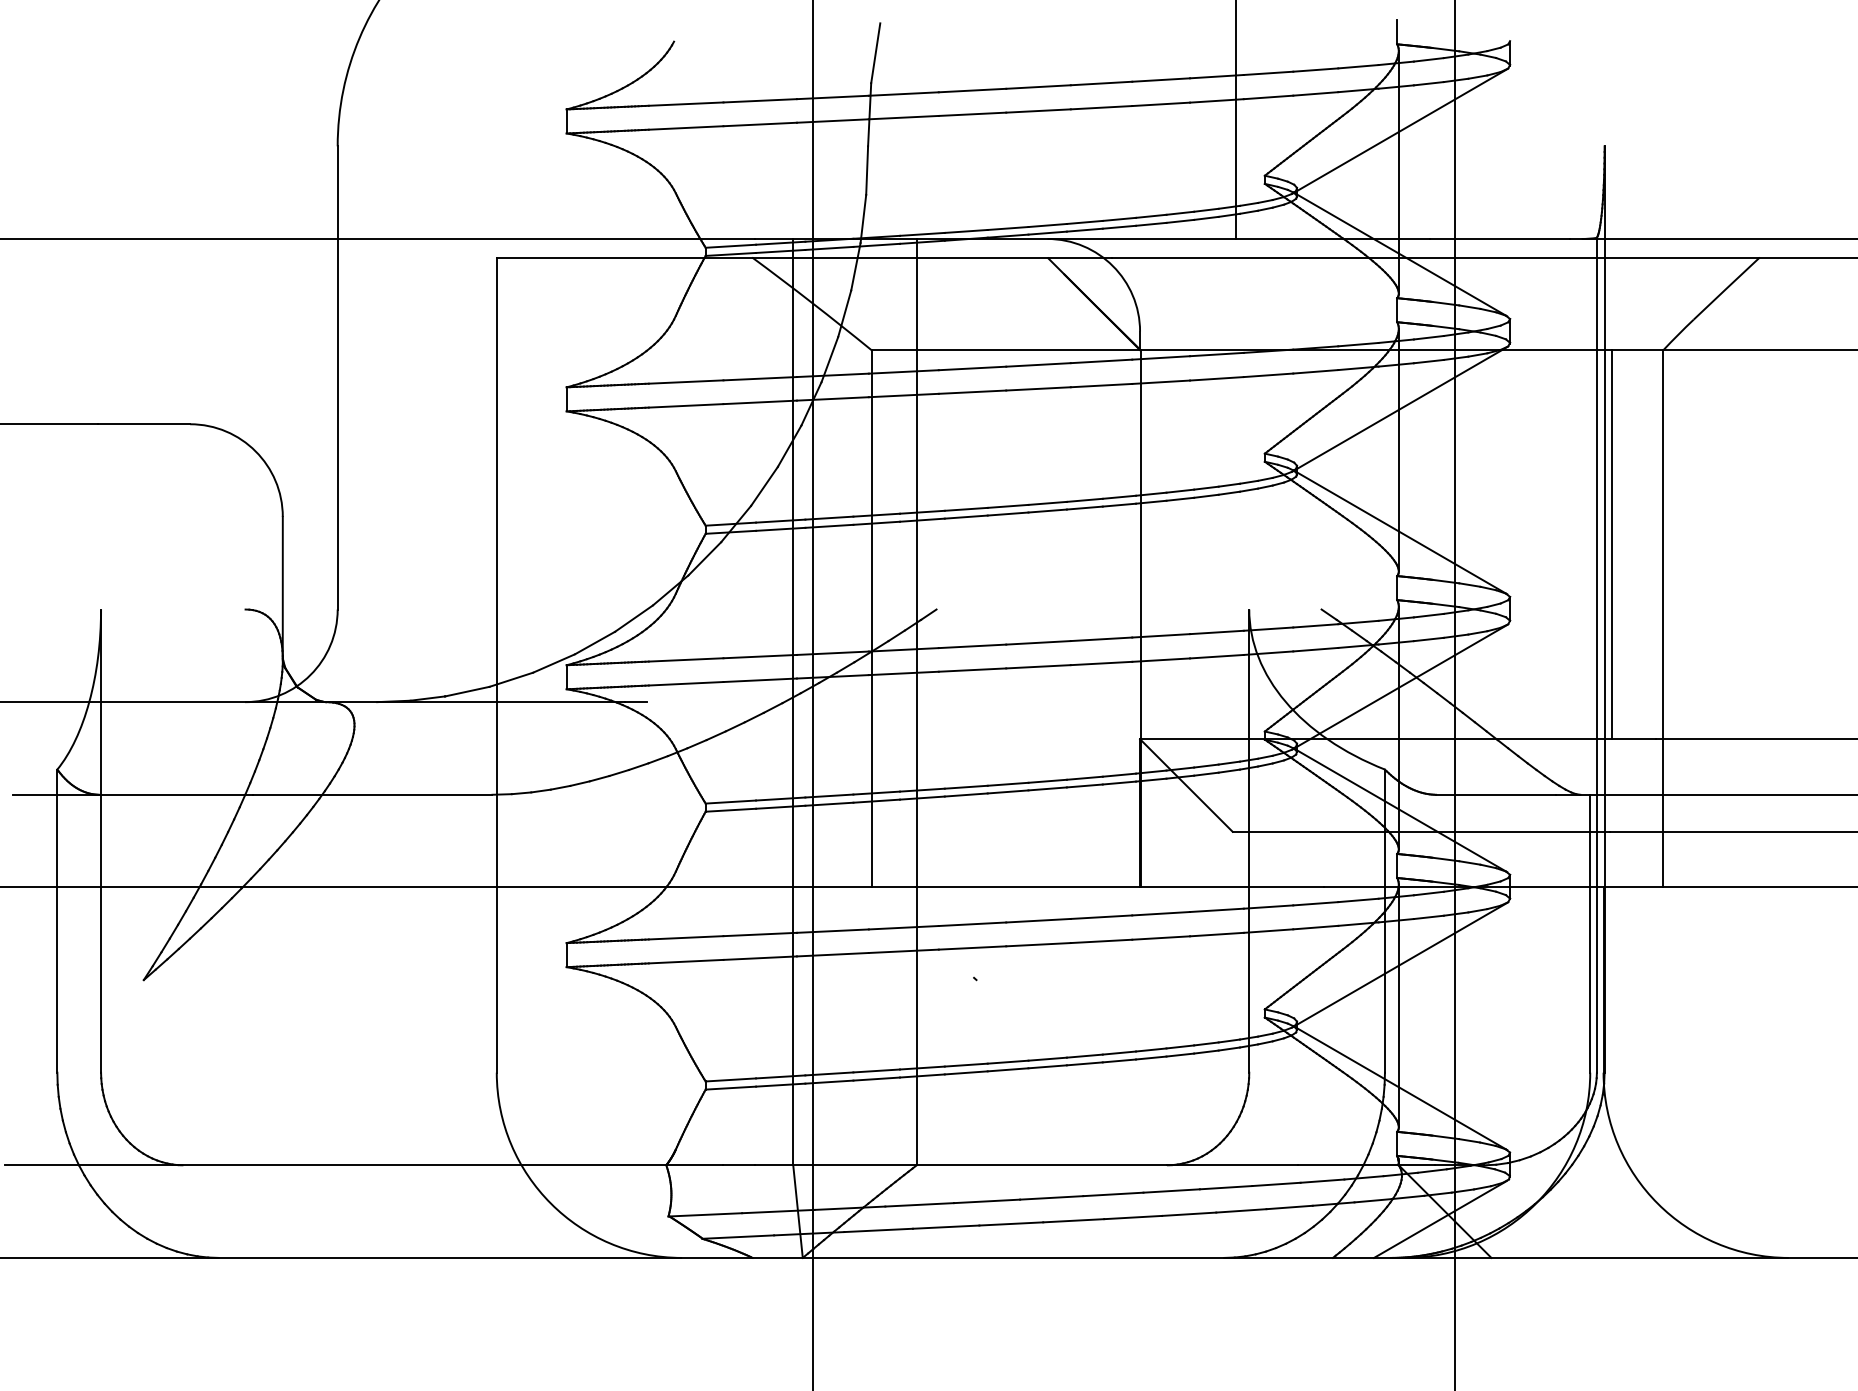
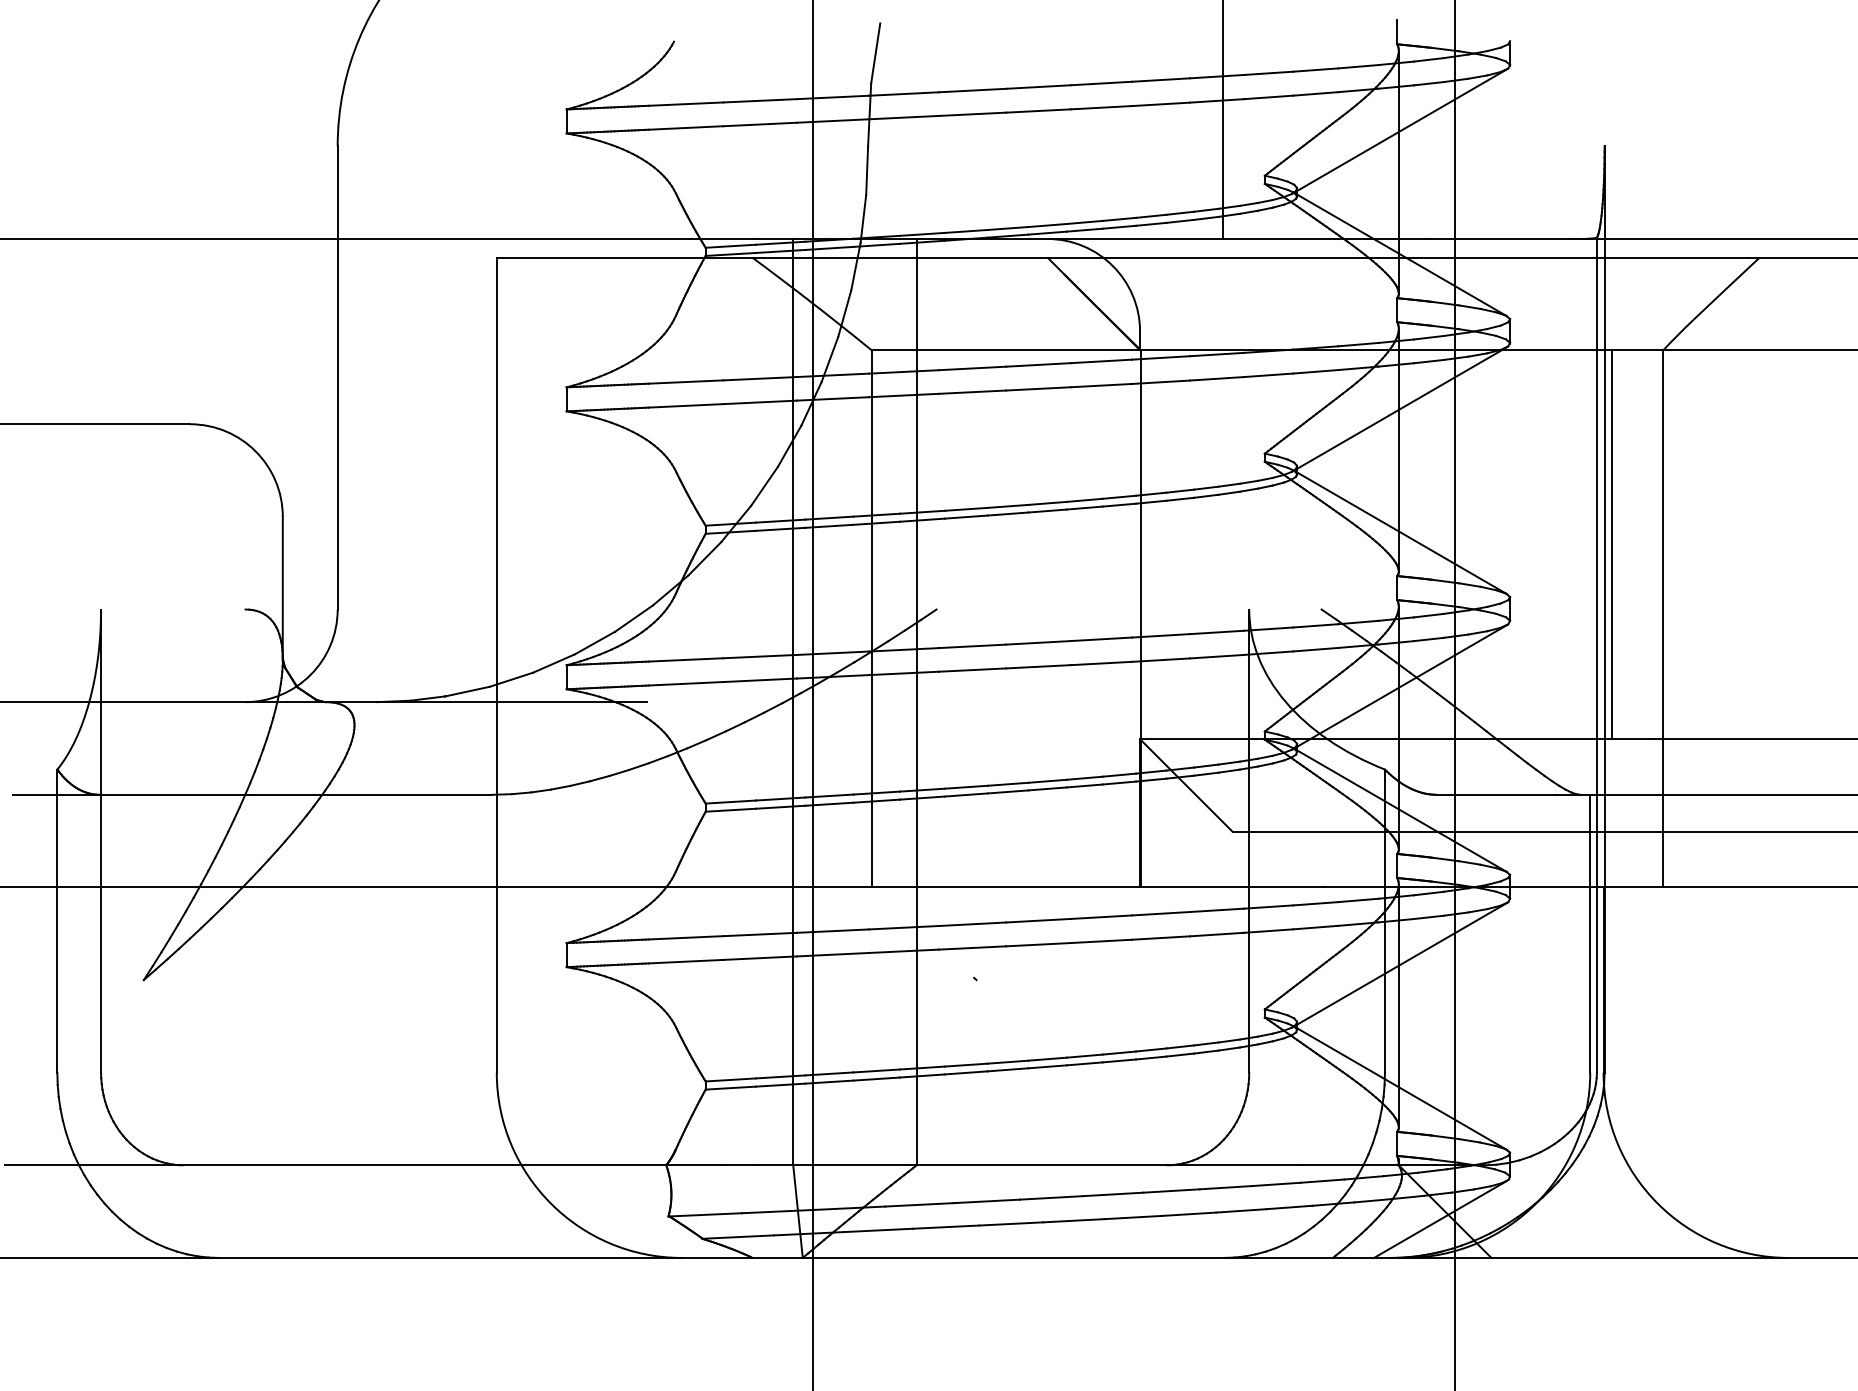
line position: (1236, 120) -> (1223, 120) (1223, 120)
